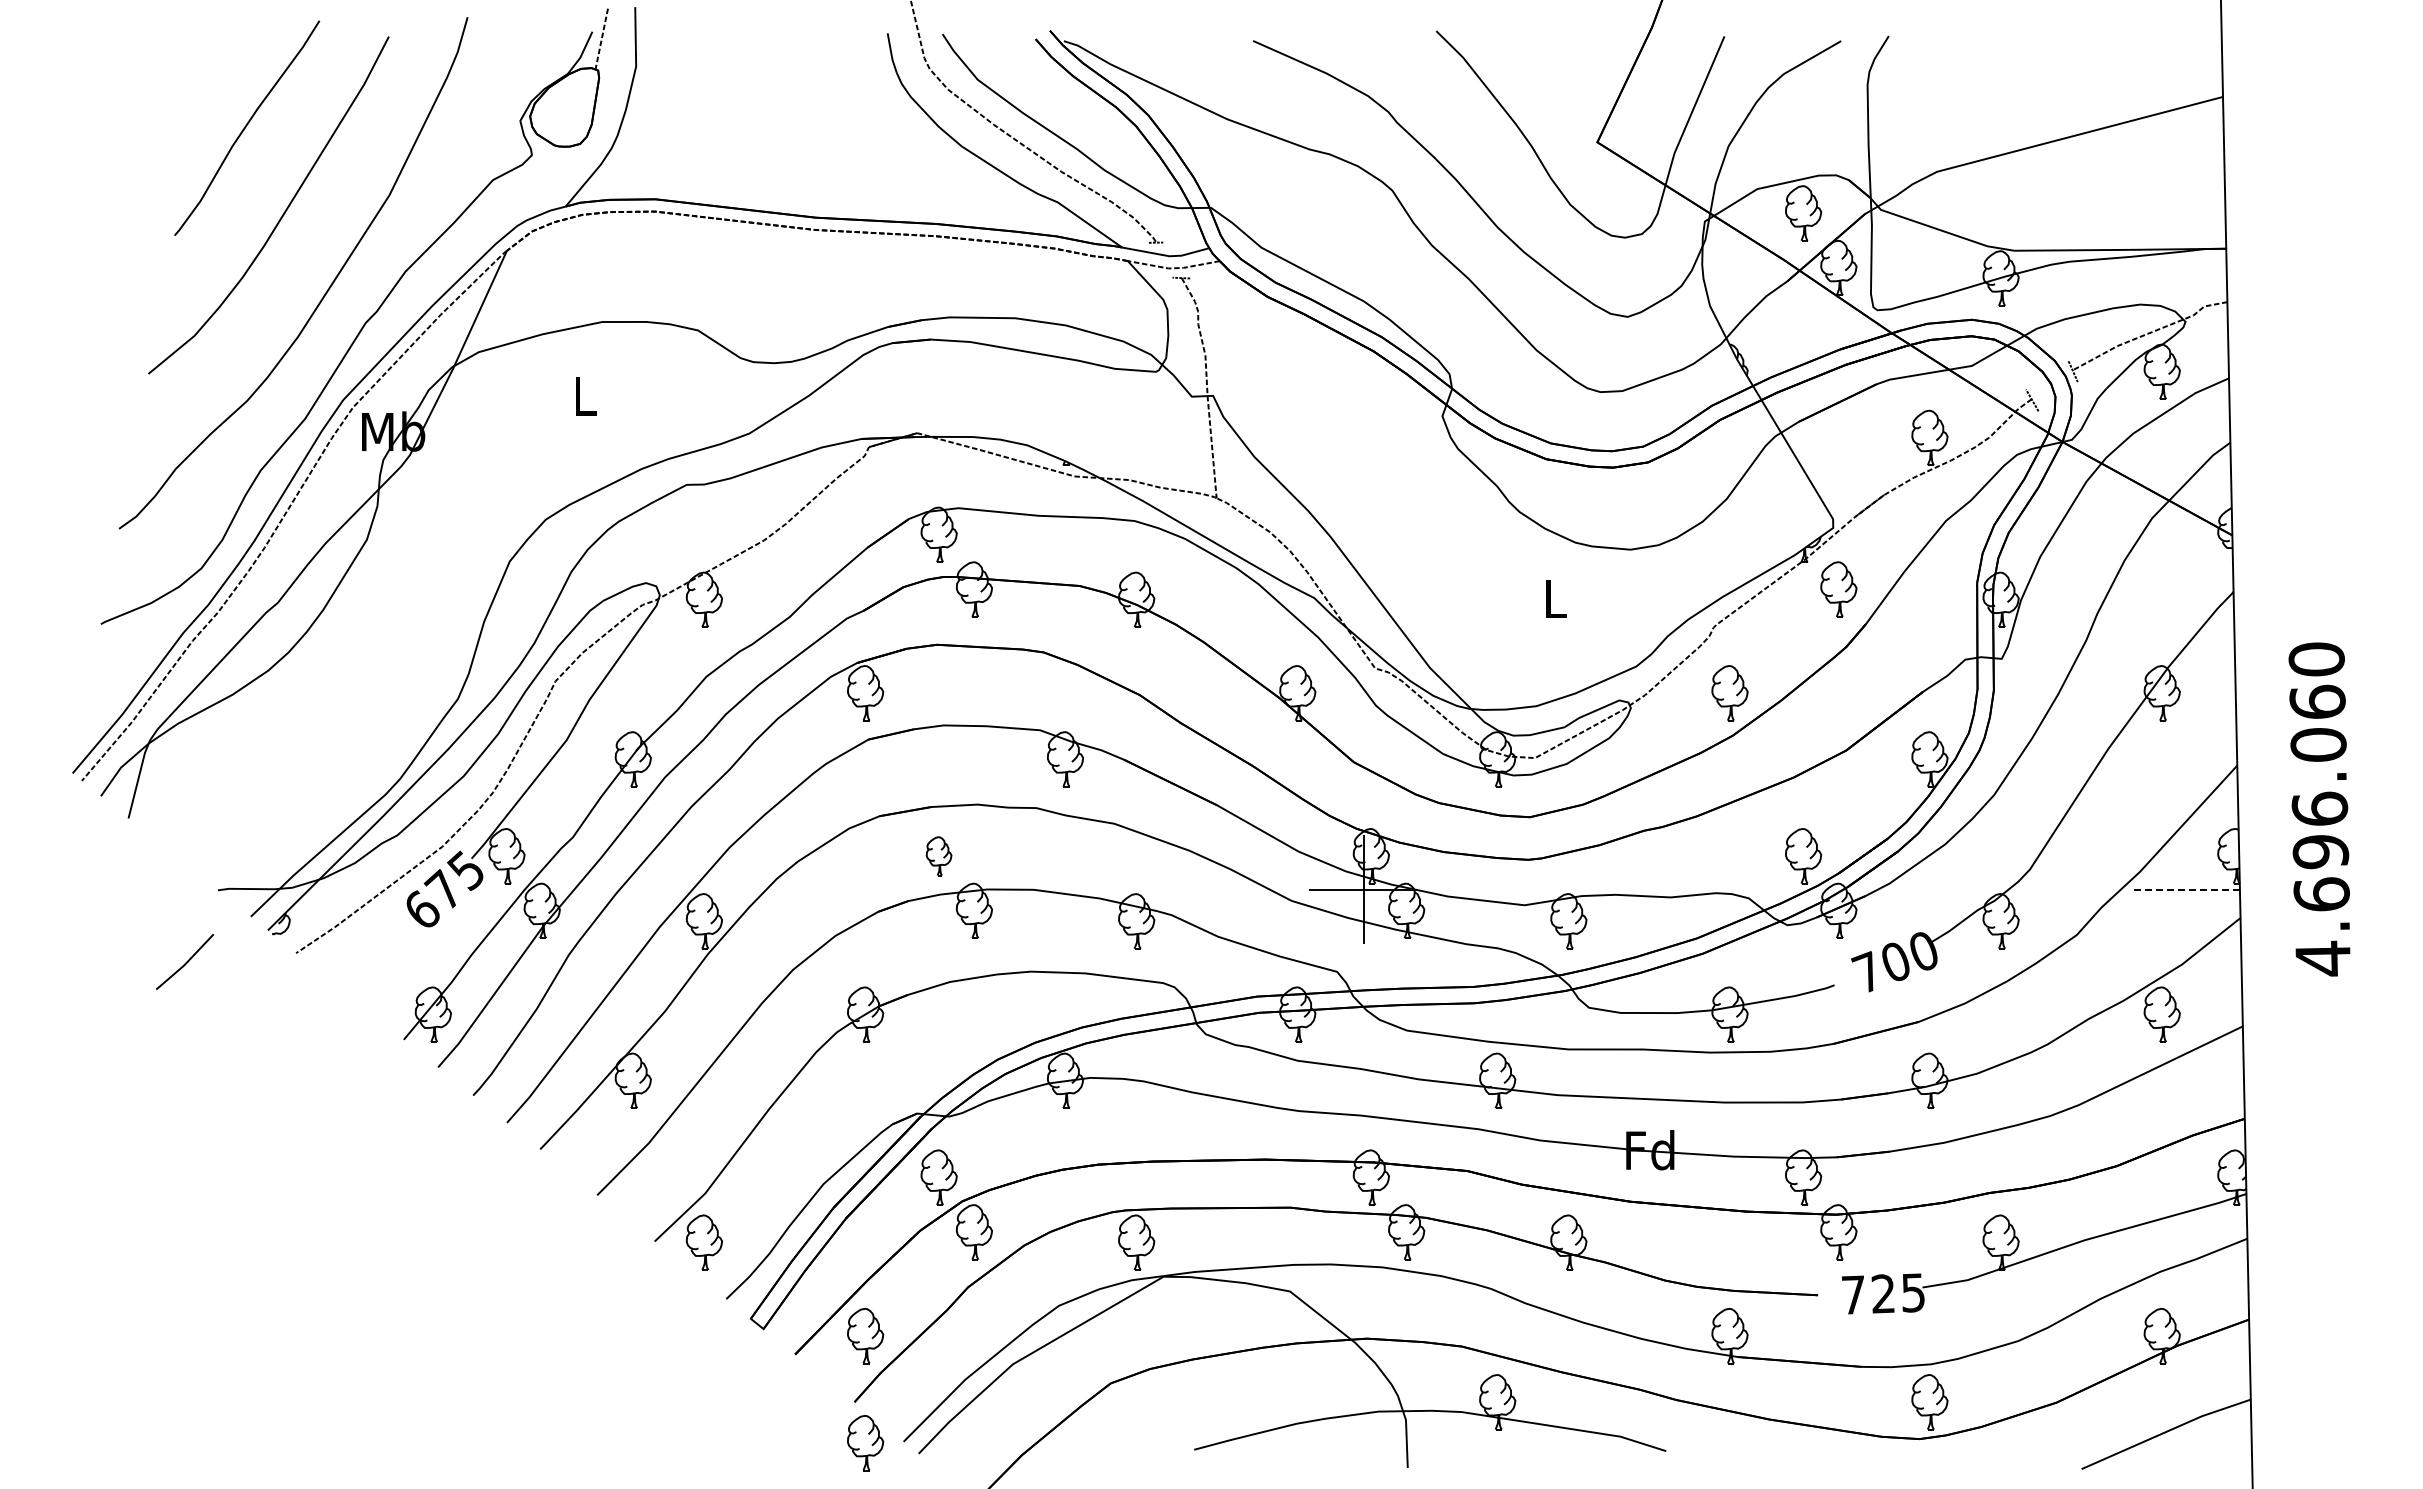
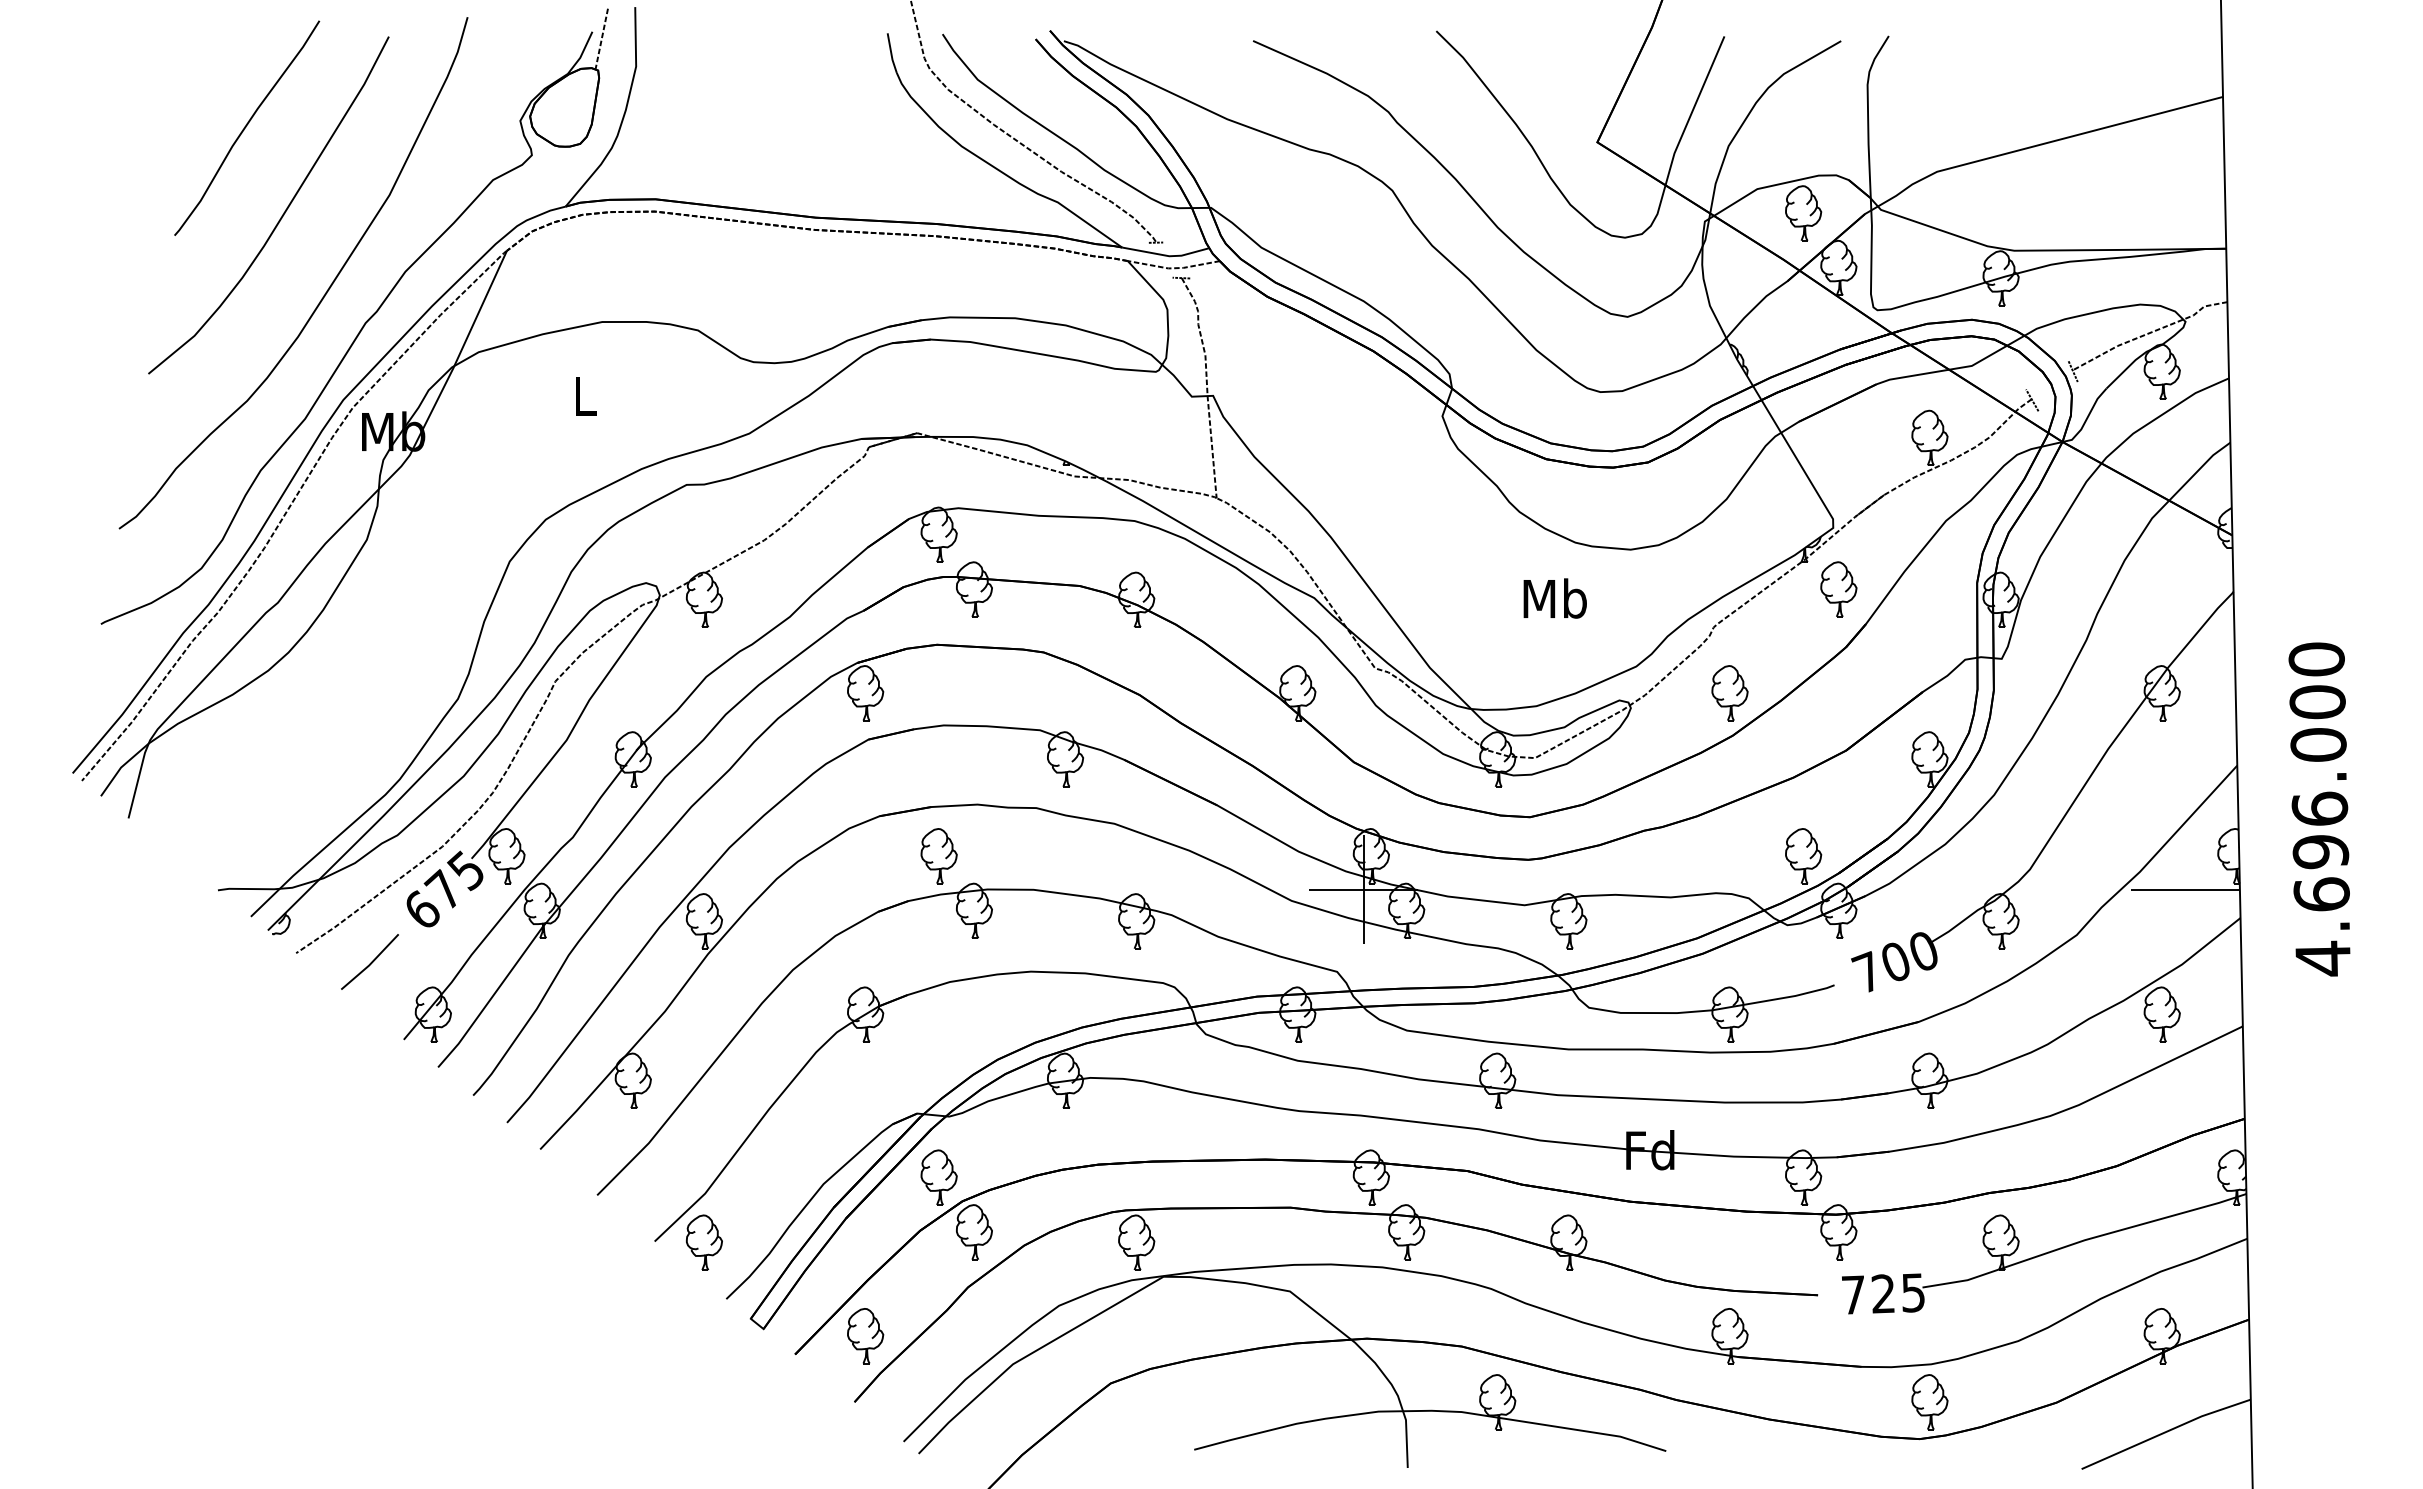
text: L -> Mb (1554, 598)
text: 4.696.060 -> 4.696.000 (2317, 701)
part size: 28x41 px -> 38x57 px (938, 856)
line: dashed -> solid (2184, 889)
line position: (185, 962) -> (370, 962) (370, 962)
part: present -> none (865, 1443)
